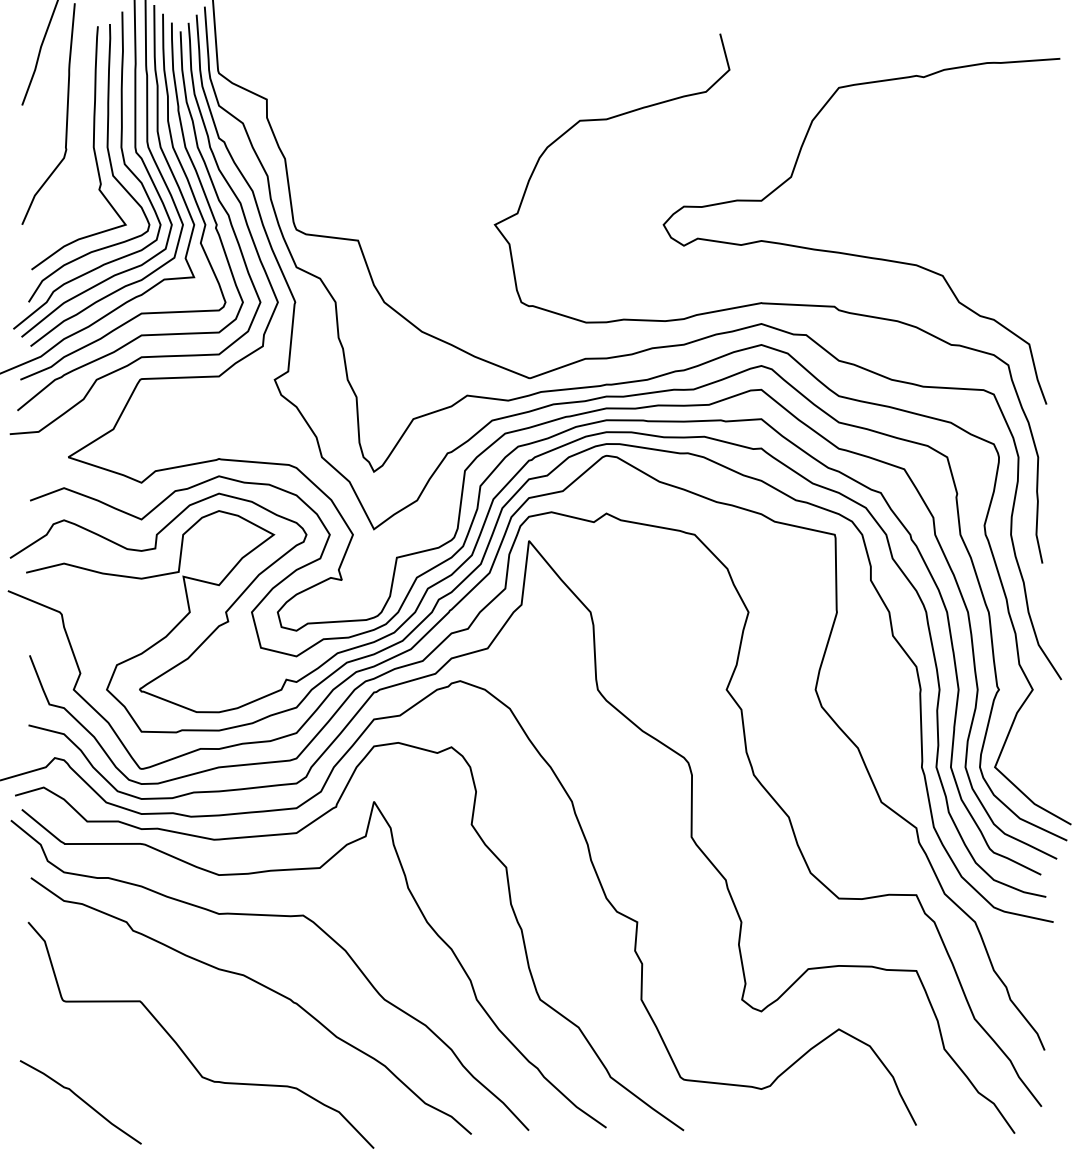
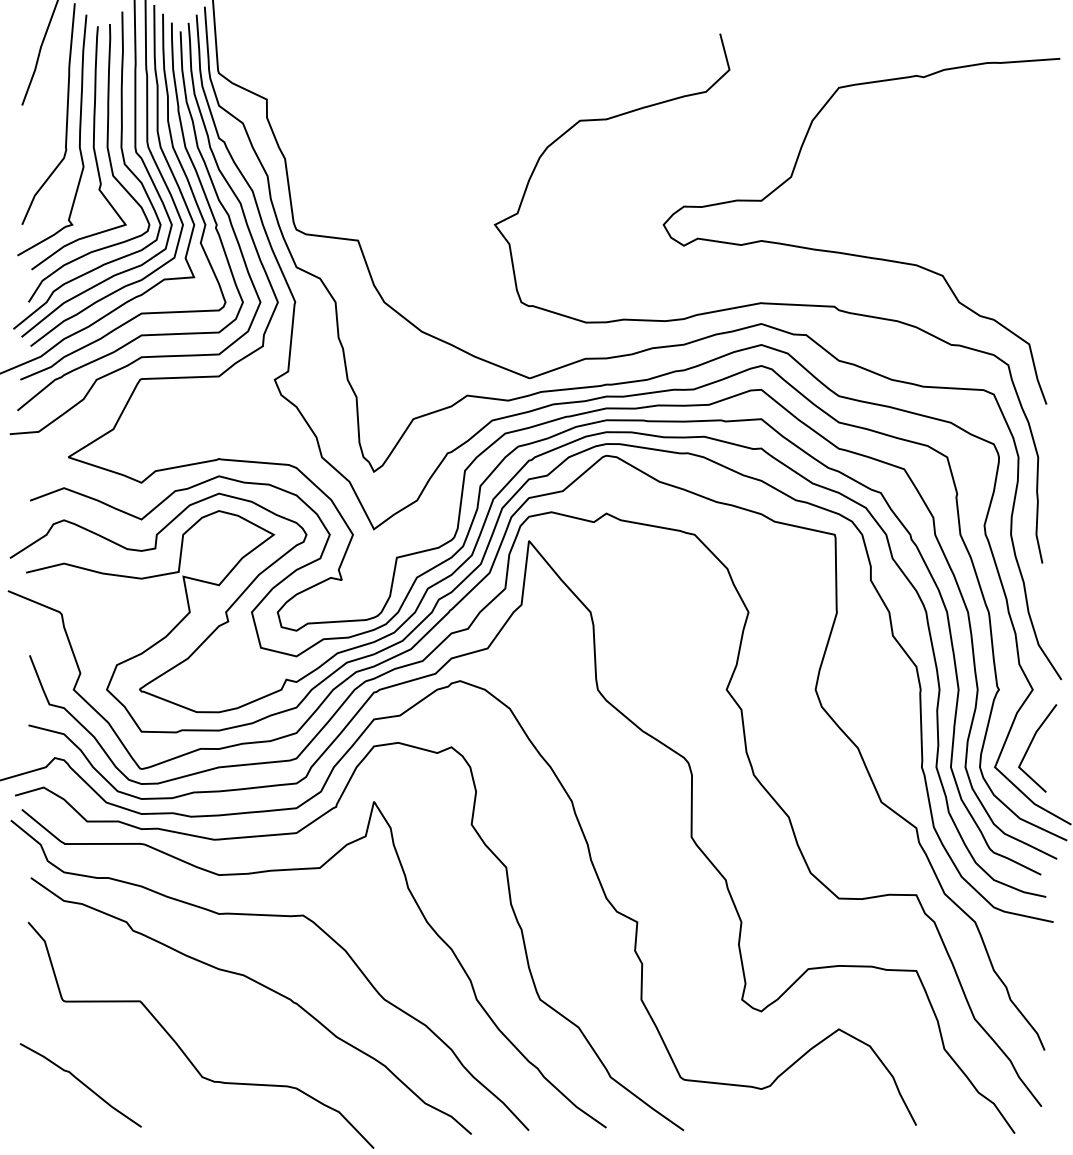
curve: none -> present (79, 135)
line: none -> present (1031, 744)
curve position: (81, 1100) -> (81, 1083) (81, 1083)
